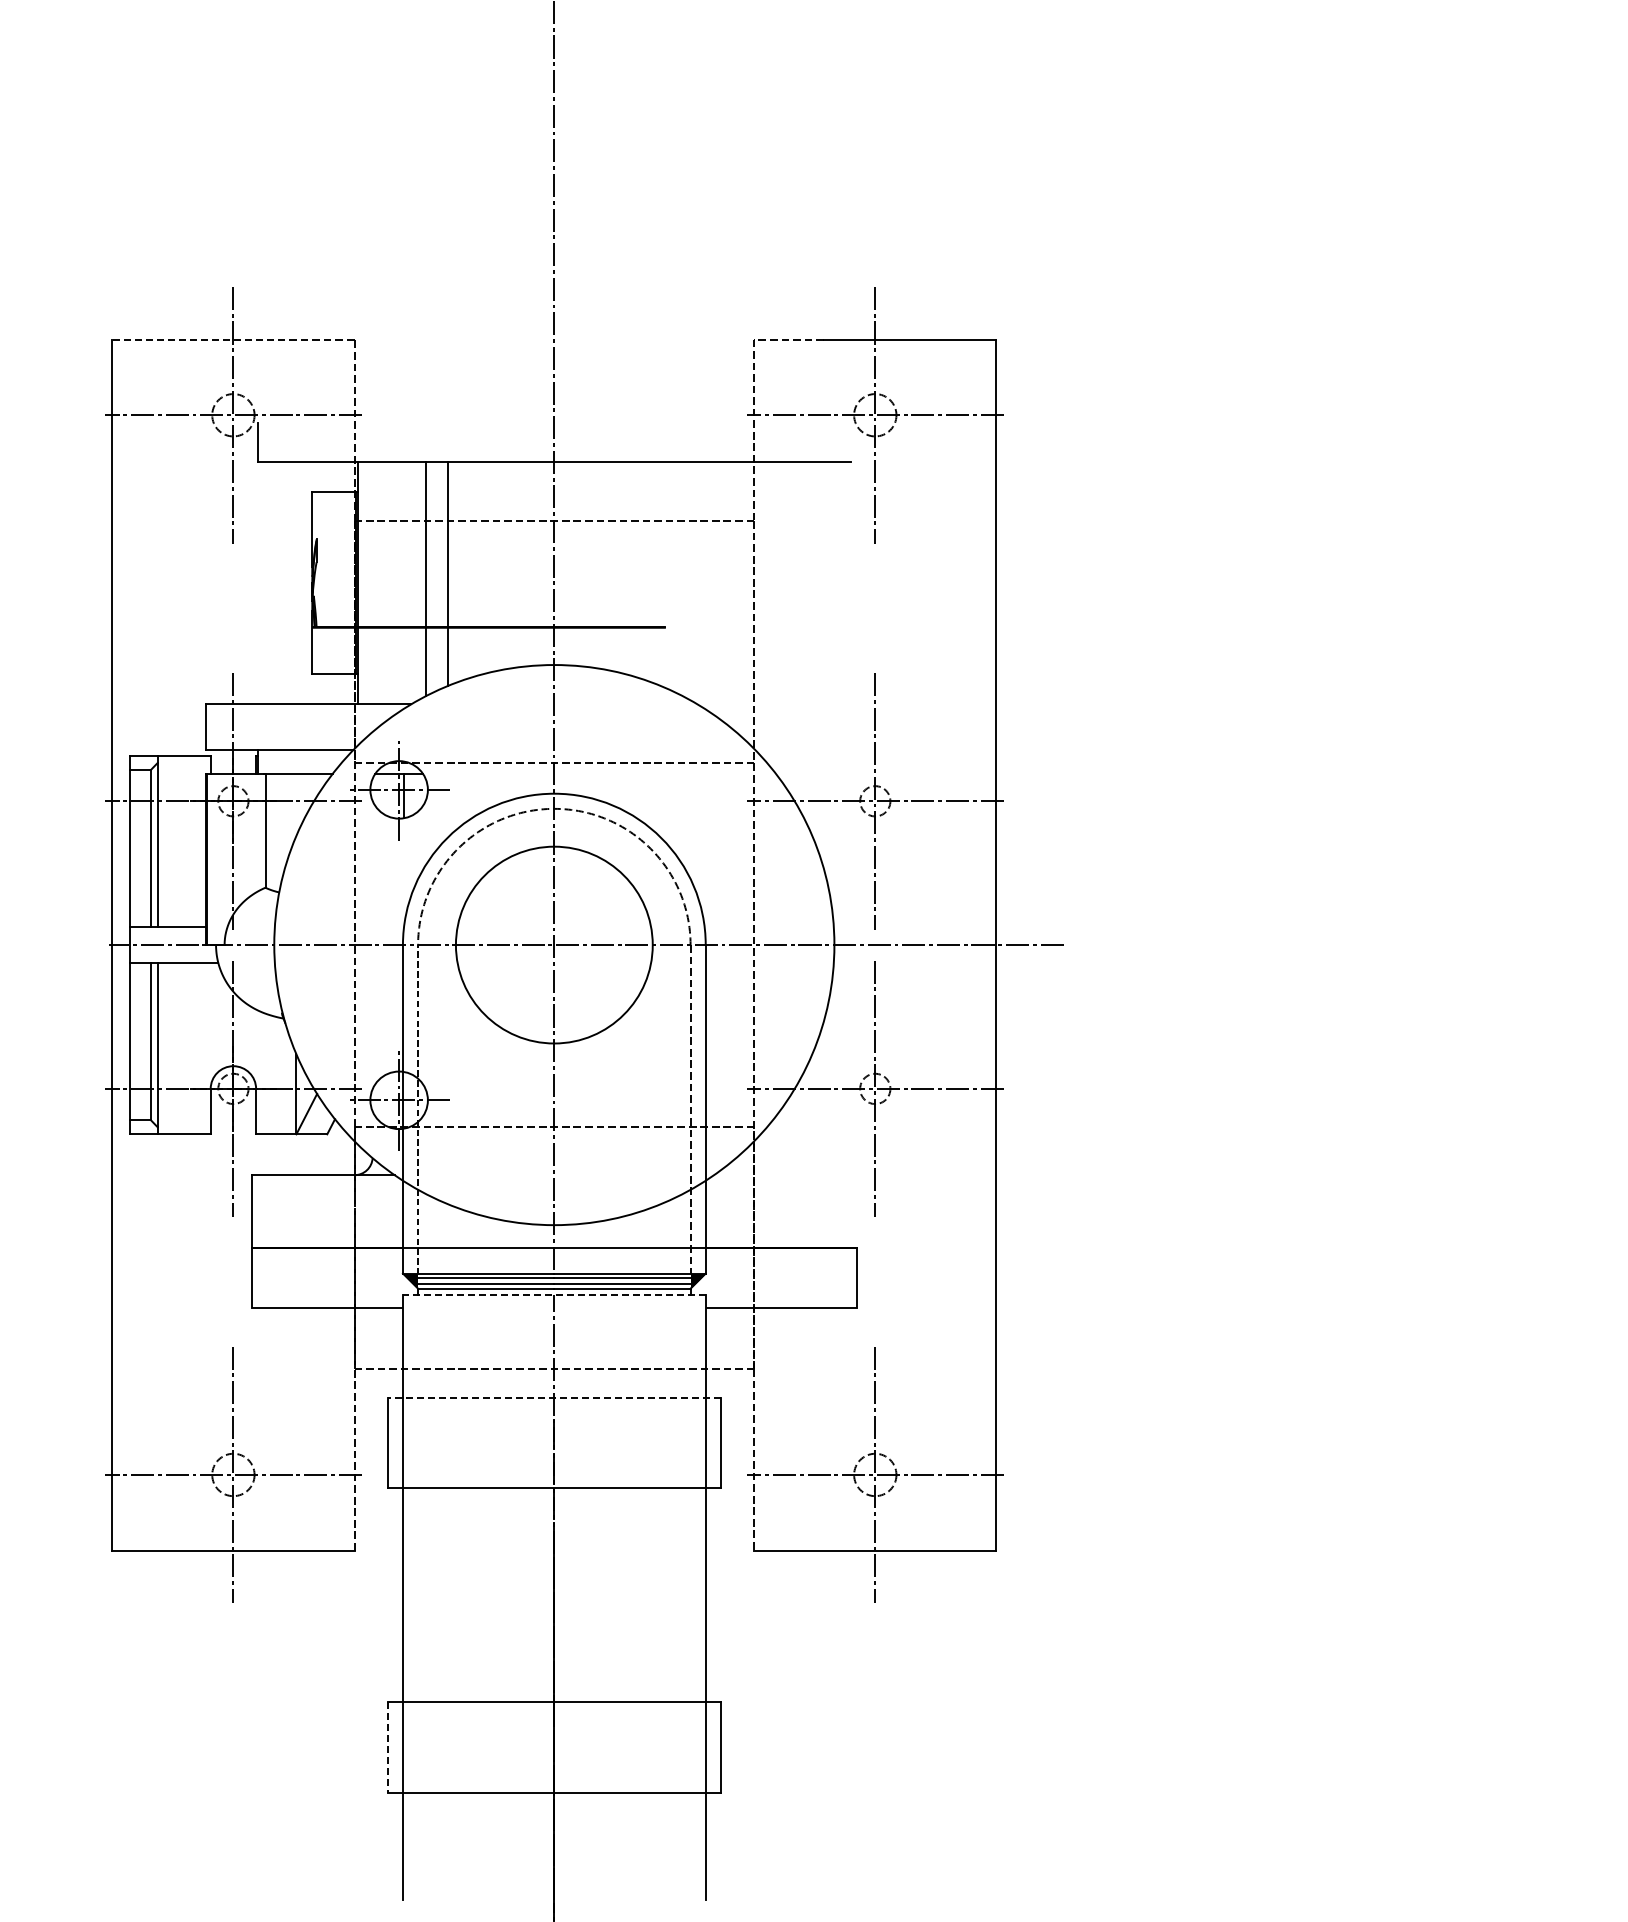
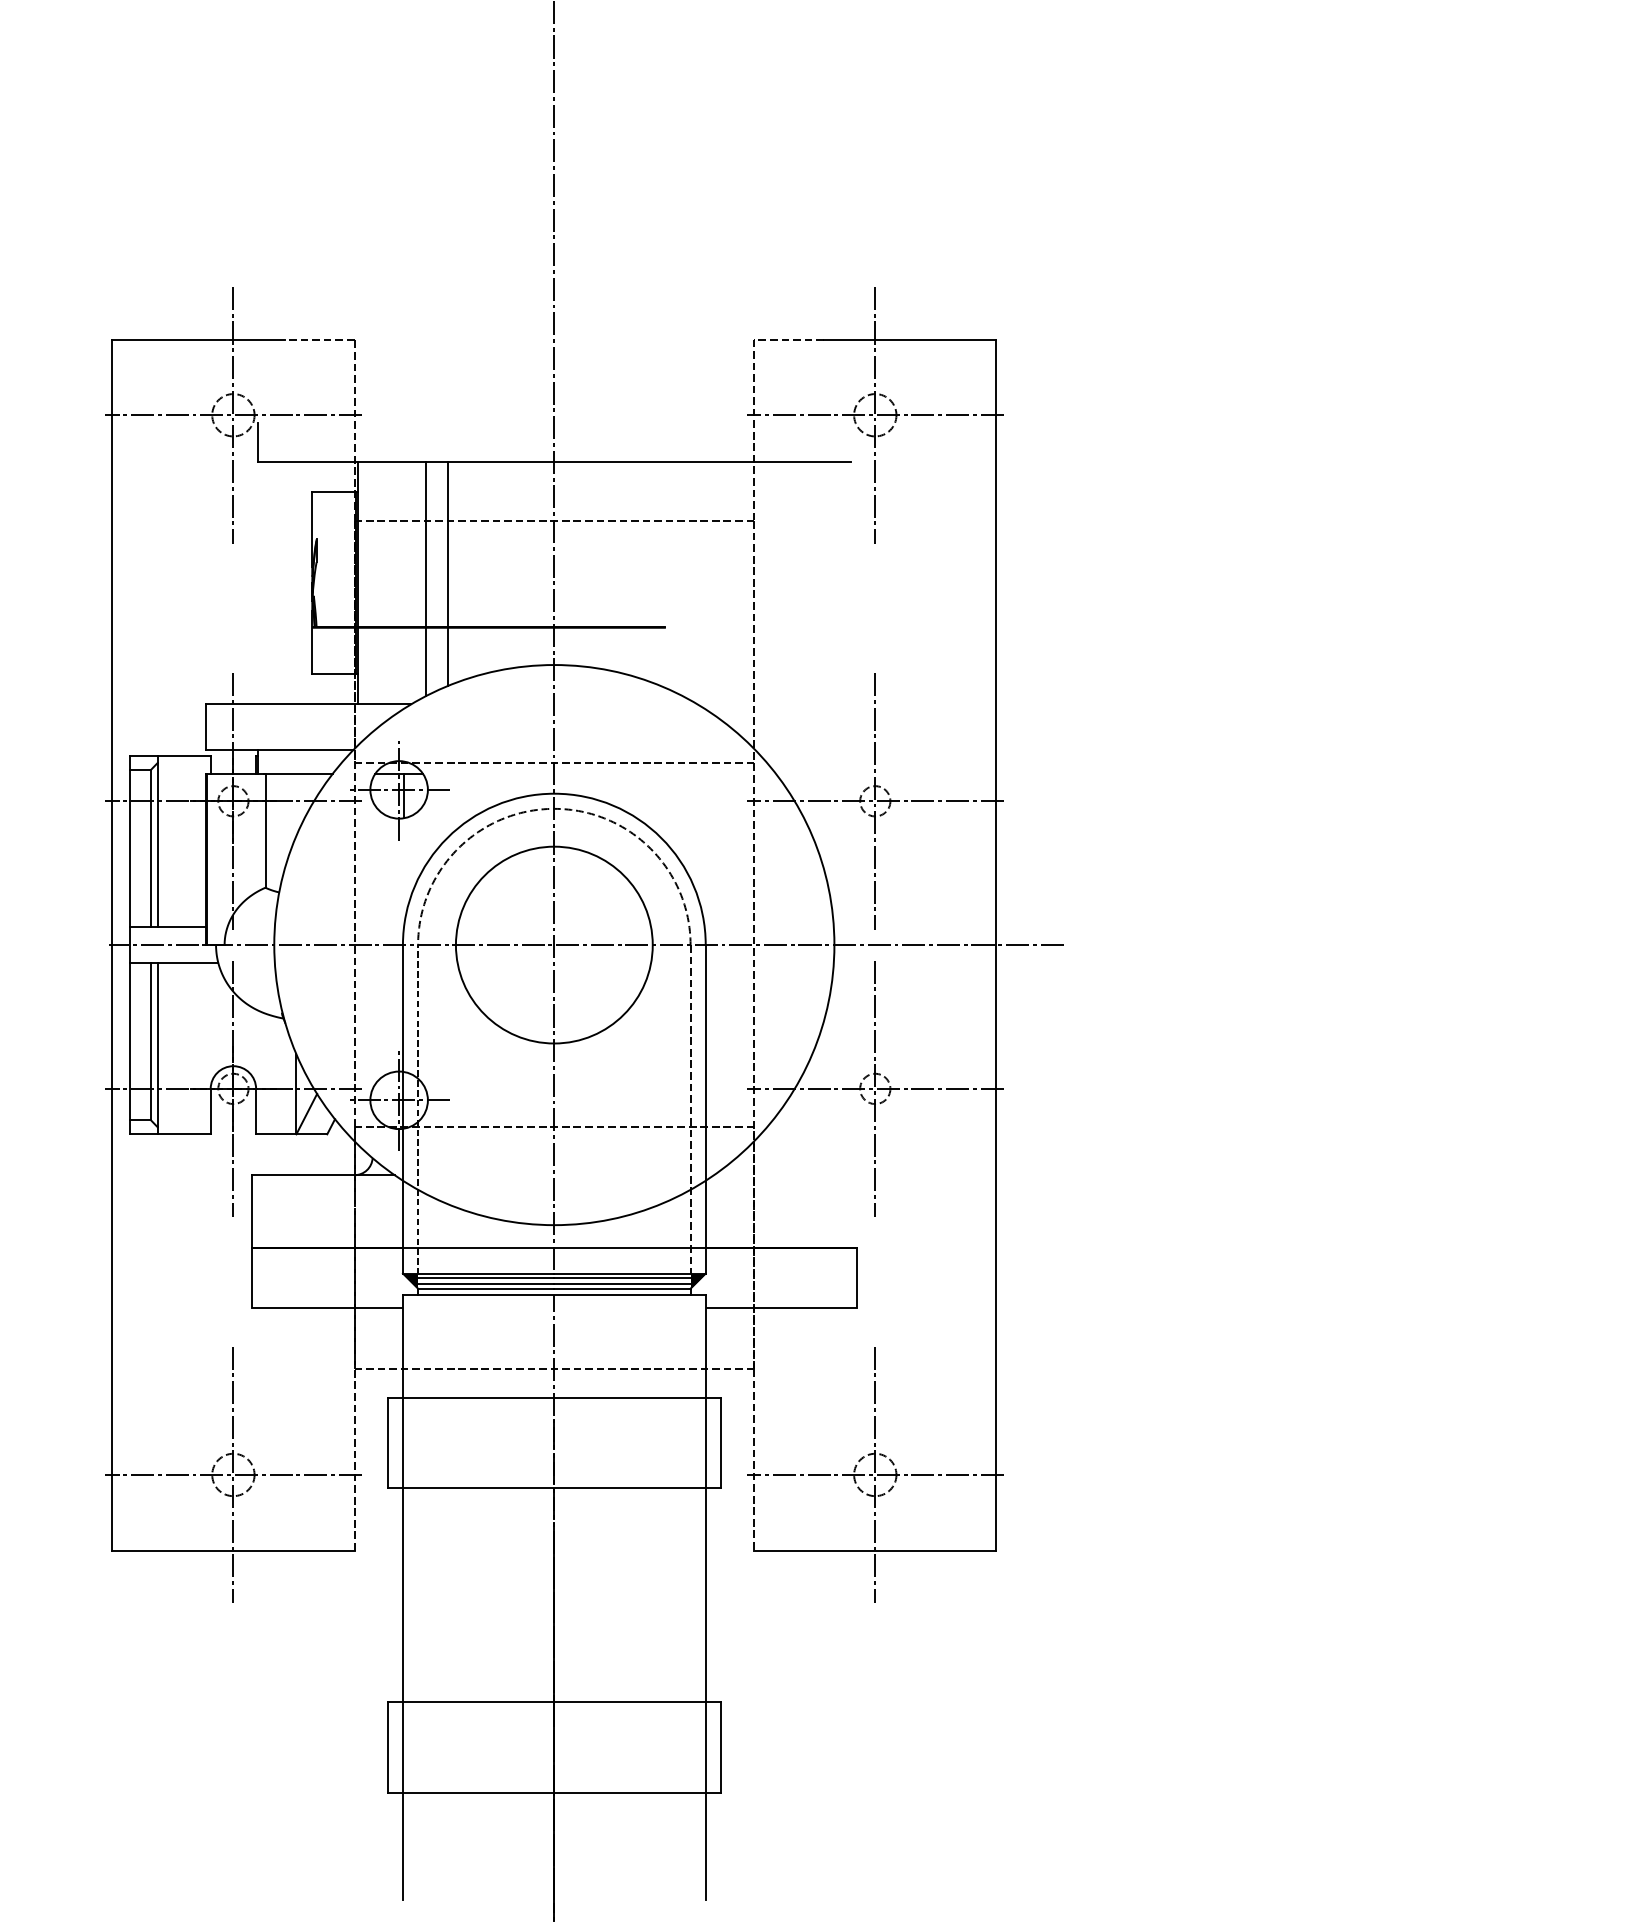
line: dashed -> solid (198, 339)
line: dashed -> solid (553, 1294)
line: dashed -> solid (554, 1397)
line: dashed -> solid (387, 1748)
